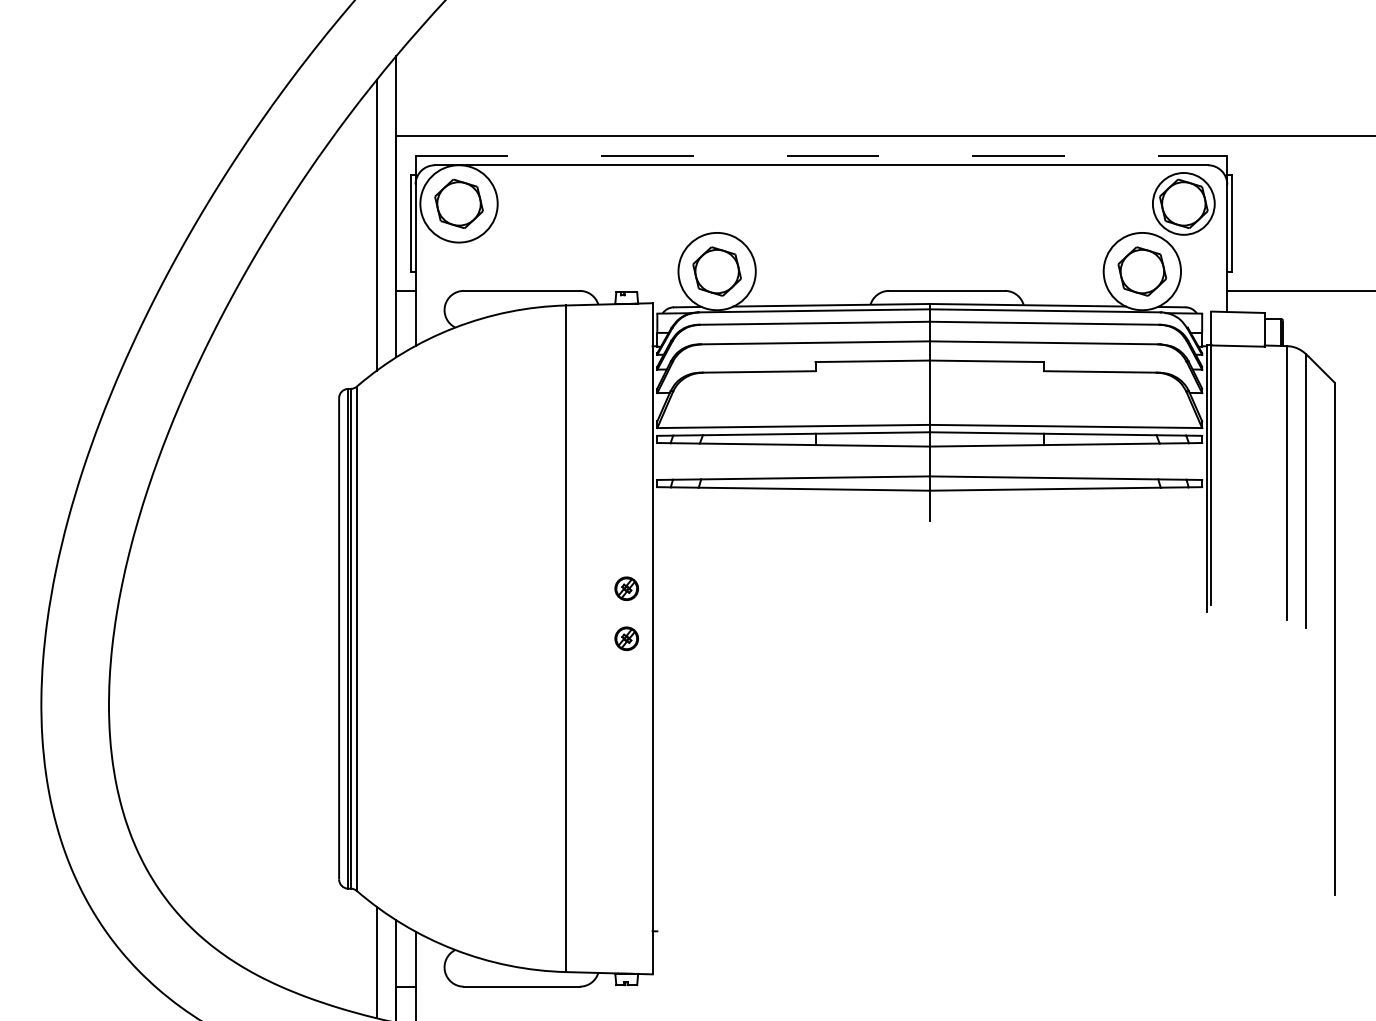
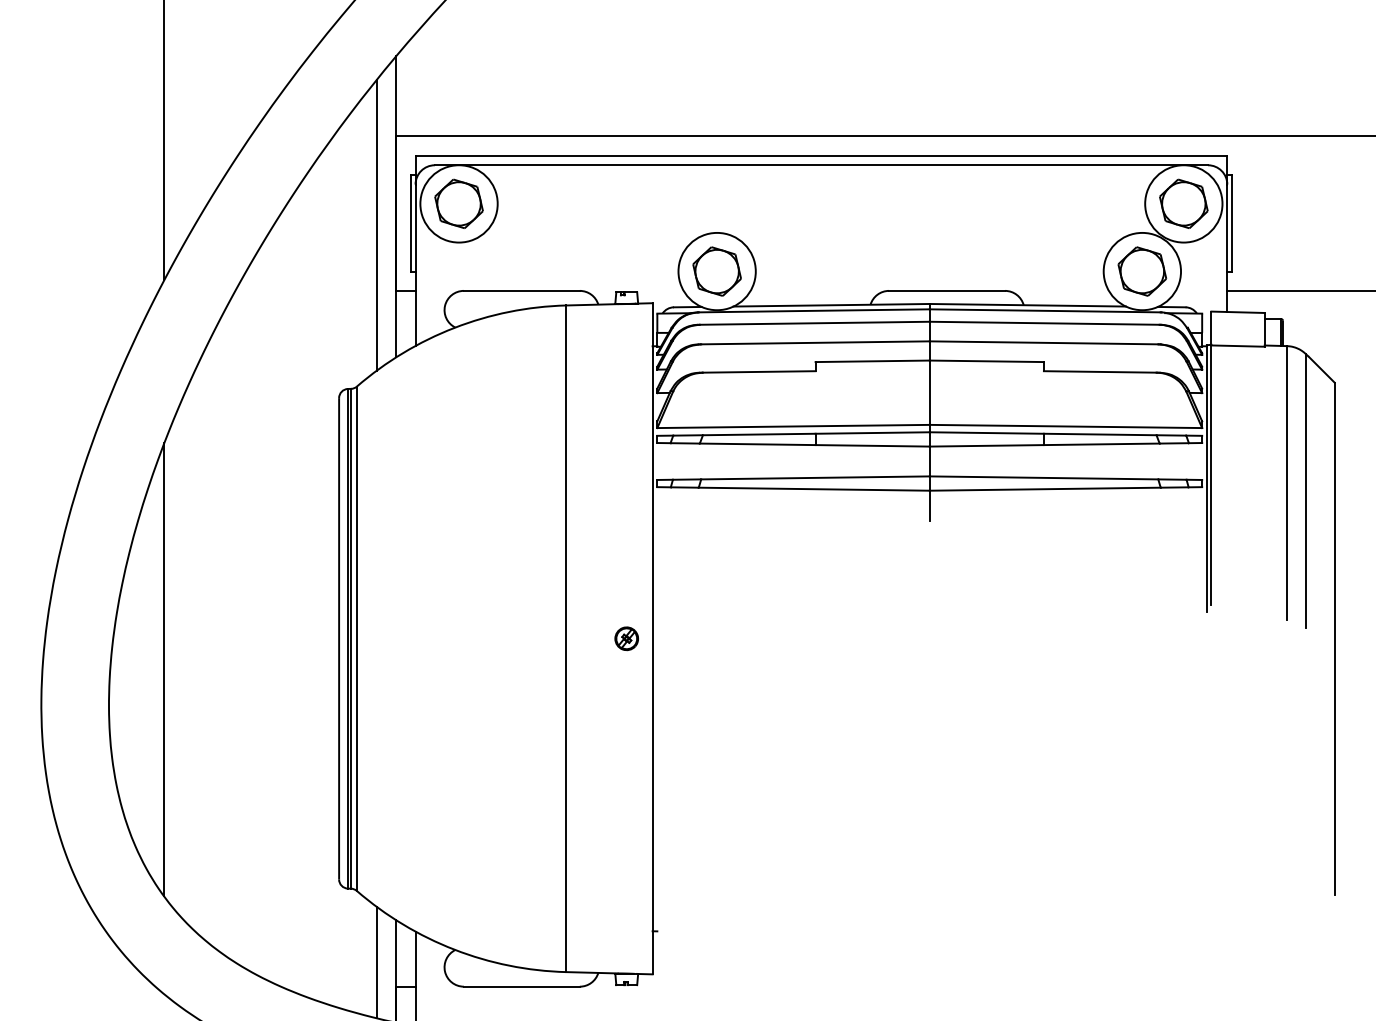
line: none -> present (164, 141)
line: dashed -> solid (821, 155)
circle diameter: 62 px -> 77 px (1183, 203)
part: present -> none (626, 588)
line: none -> present (164, 669)
